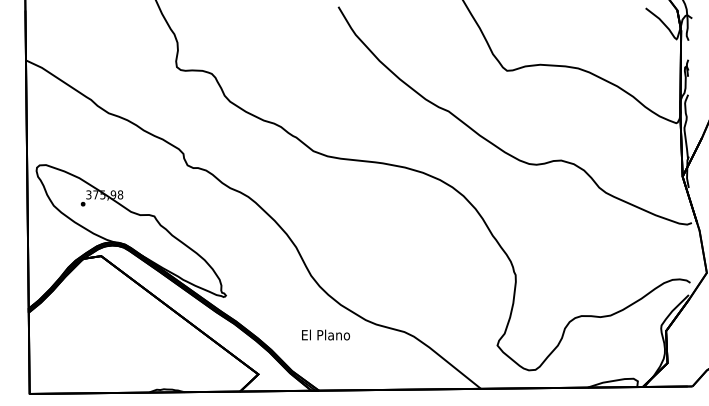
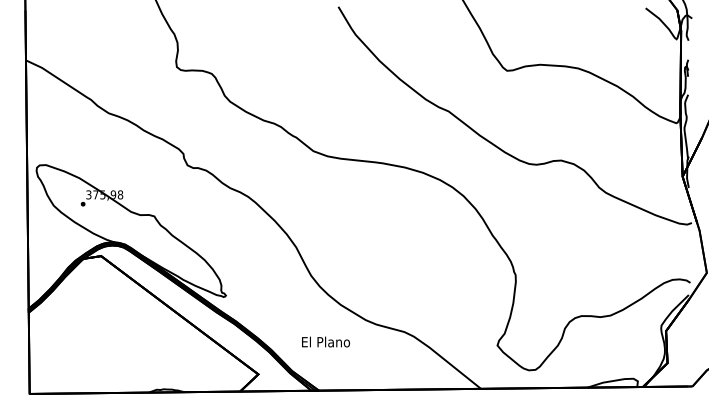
text position: (325, 334) -> (325, 341) (325, 341)
